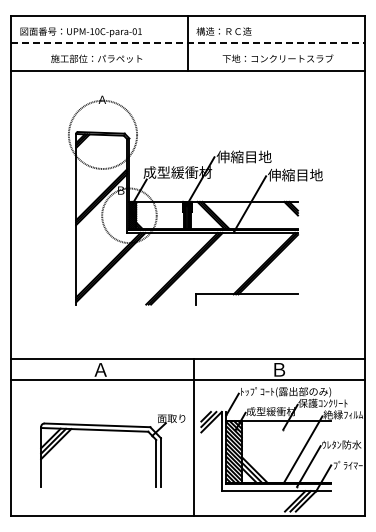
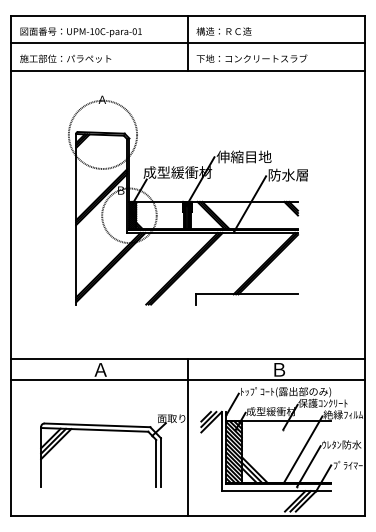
line: dashed -> solid (188, 43)
text position: (96, 58) -> (65, 58) (65, 58)
text position: (277, 58) -> (251, 58) (251, 58)
text: 伸縮目地 -> 防水層 (295, 174)
line position: (194, 437) -> (188, 437) (188, 437)
